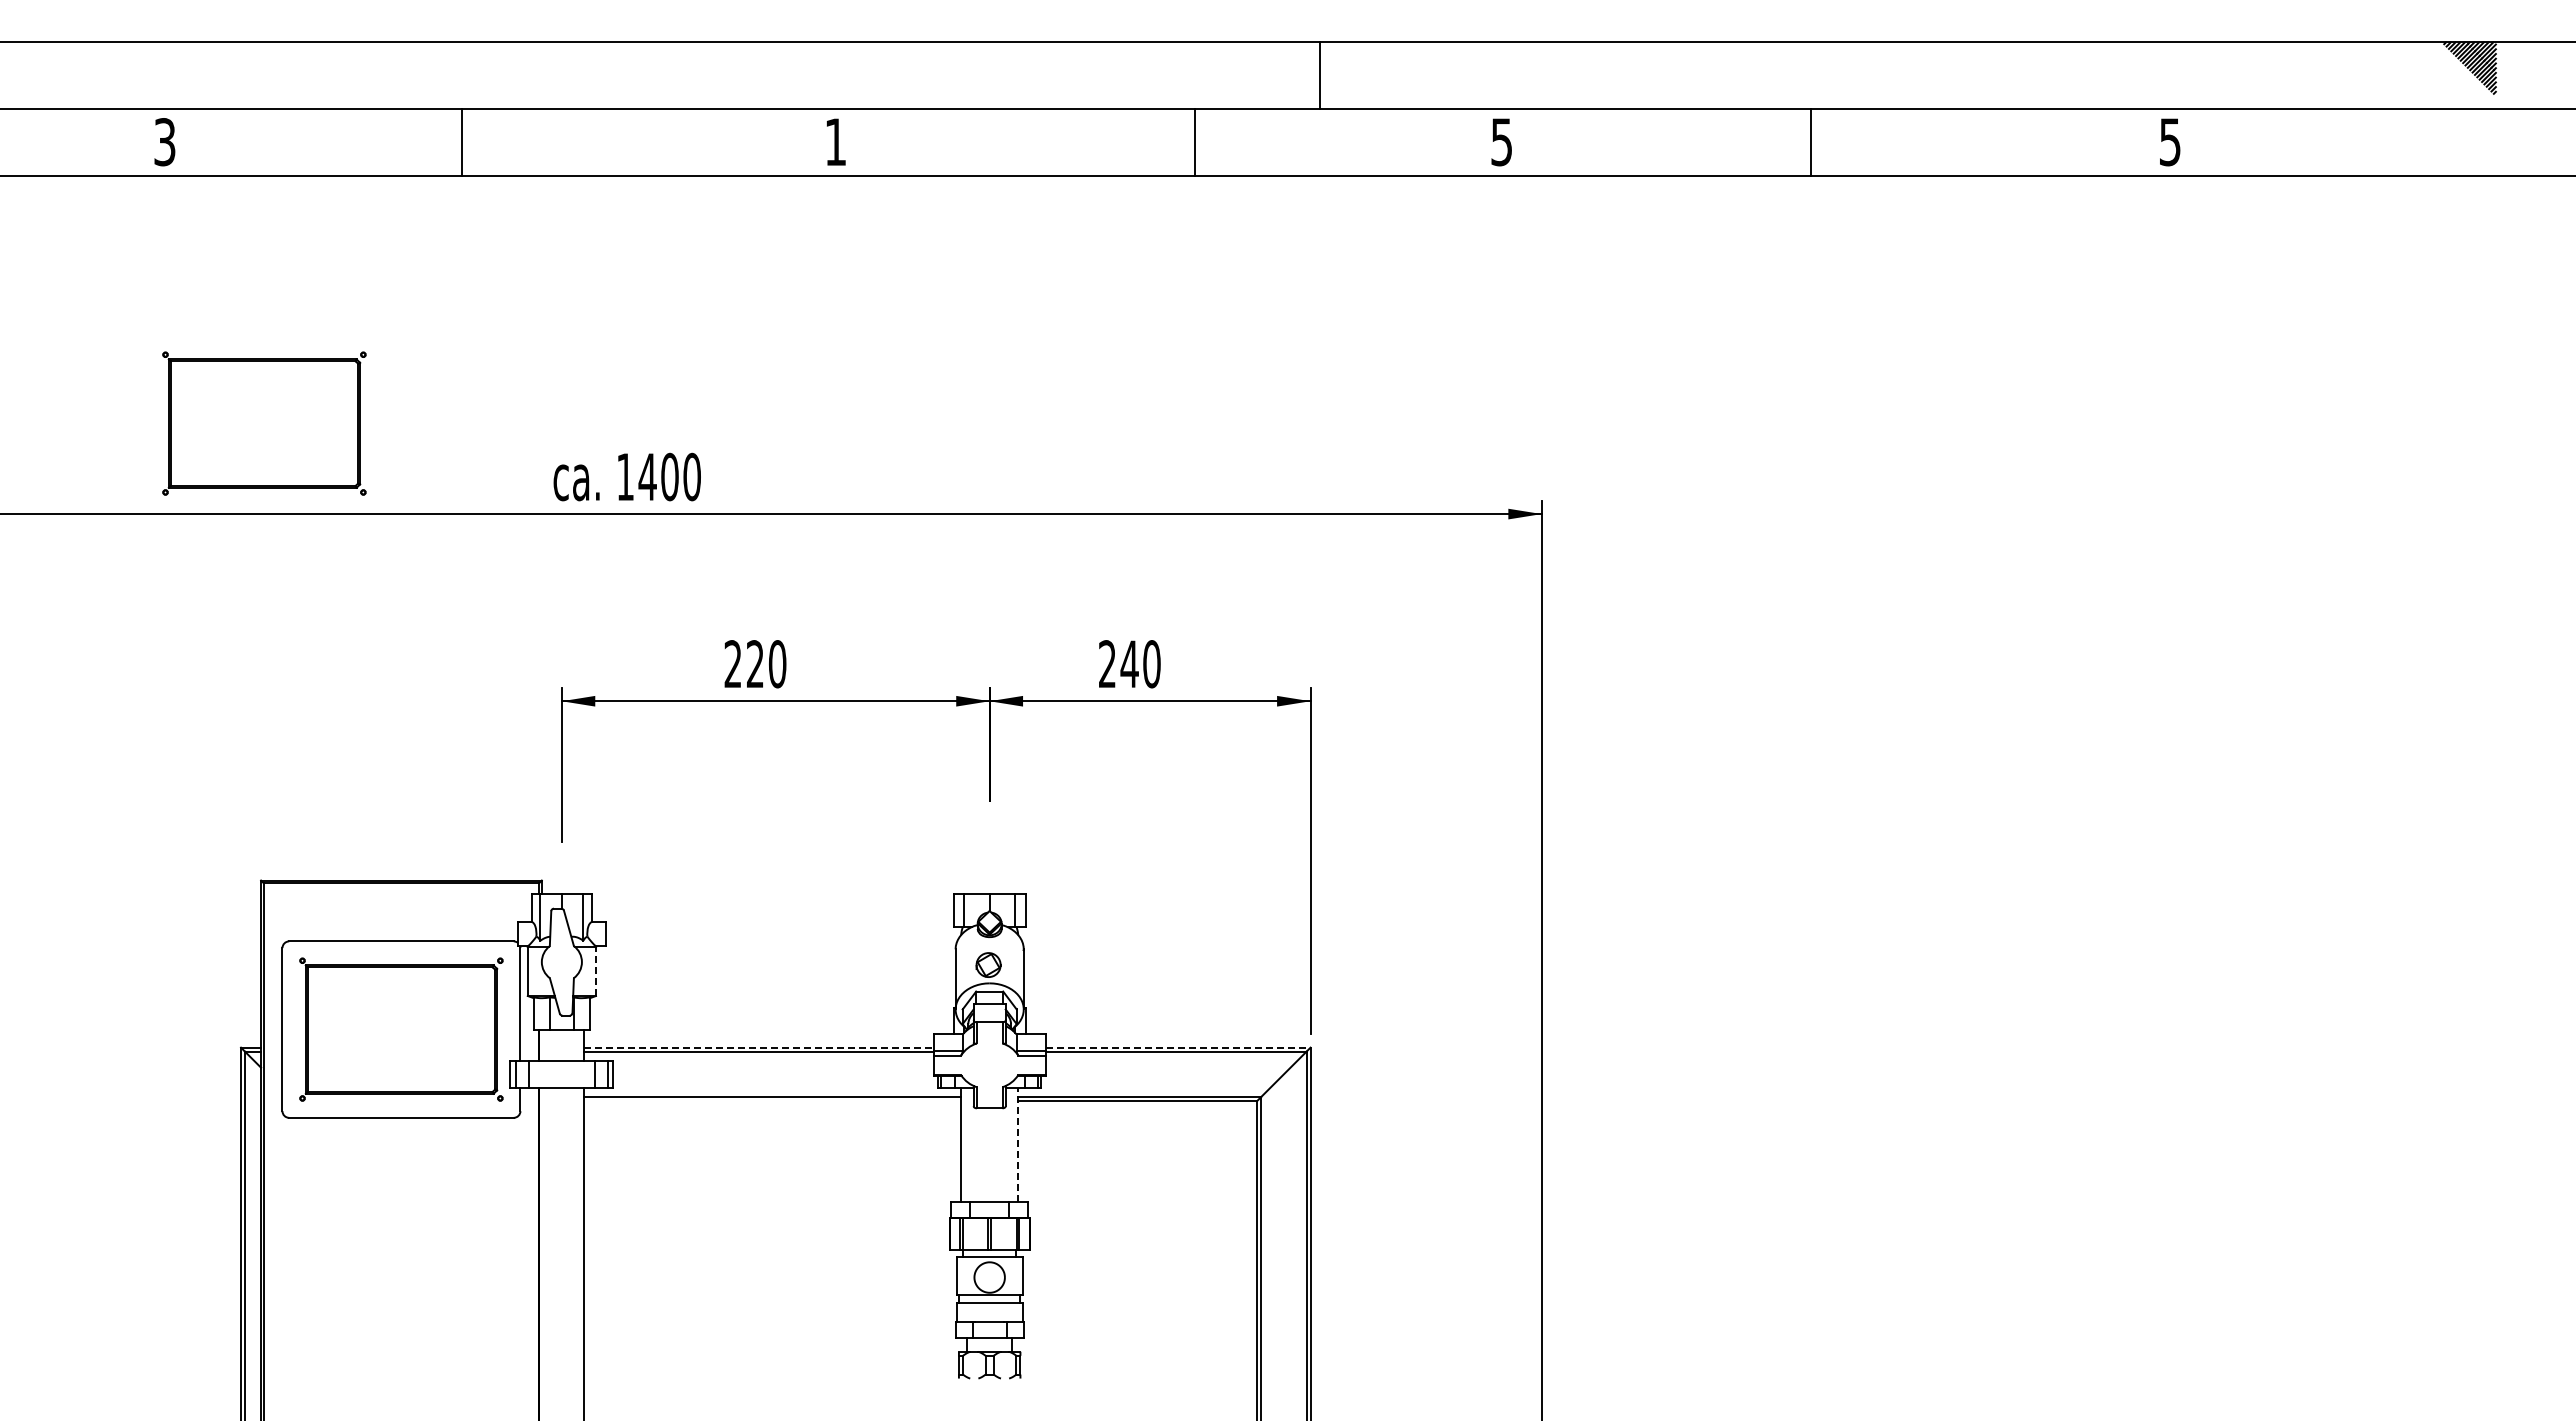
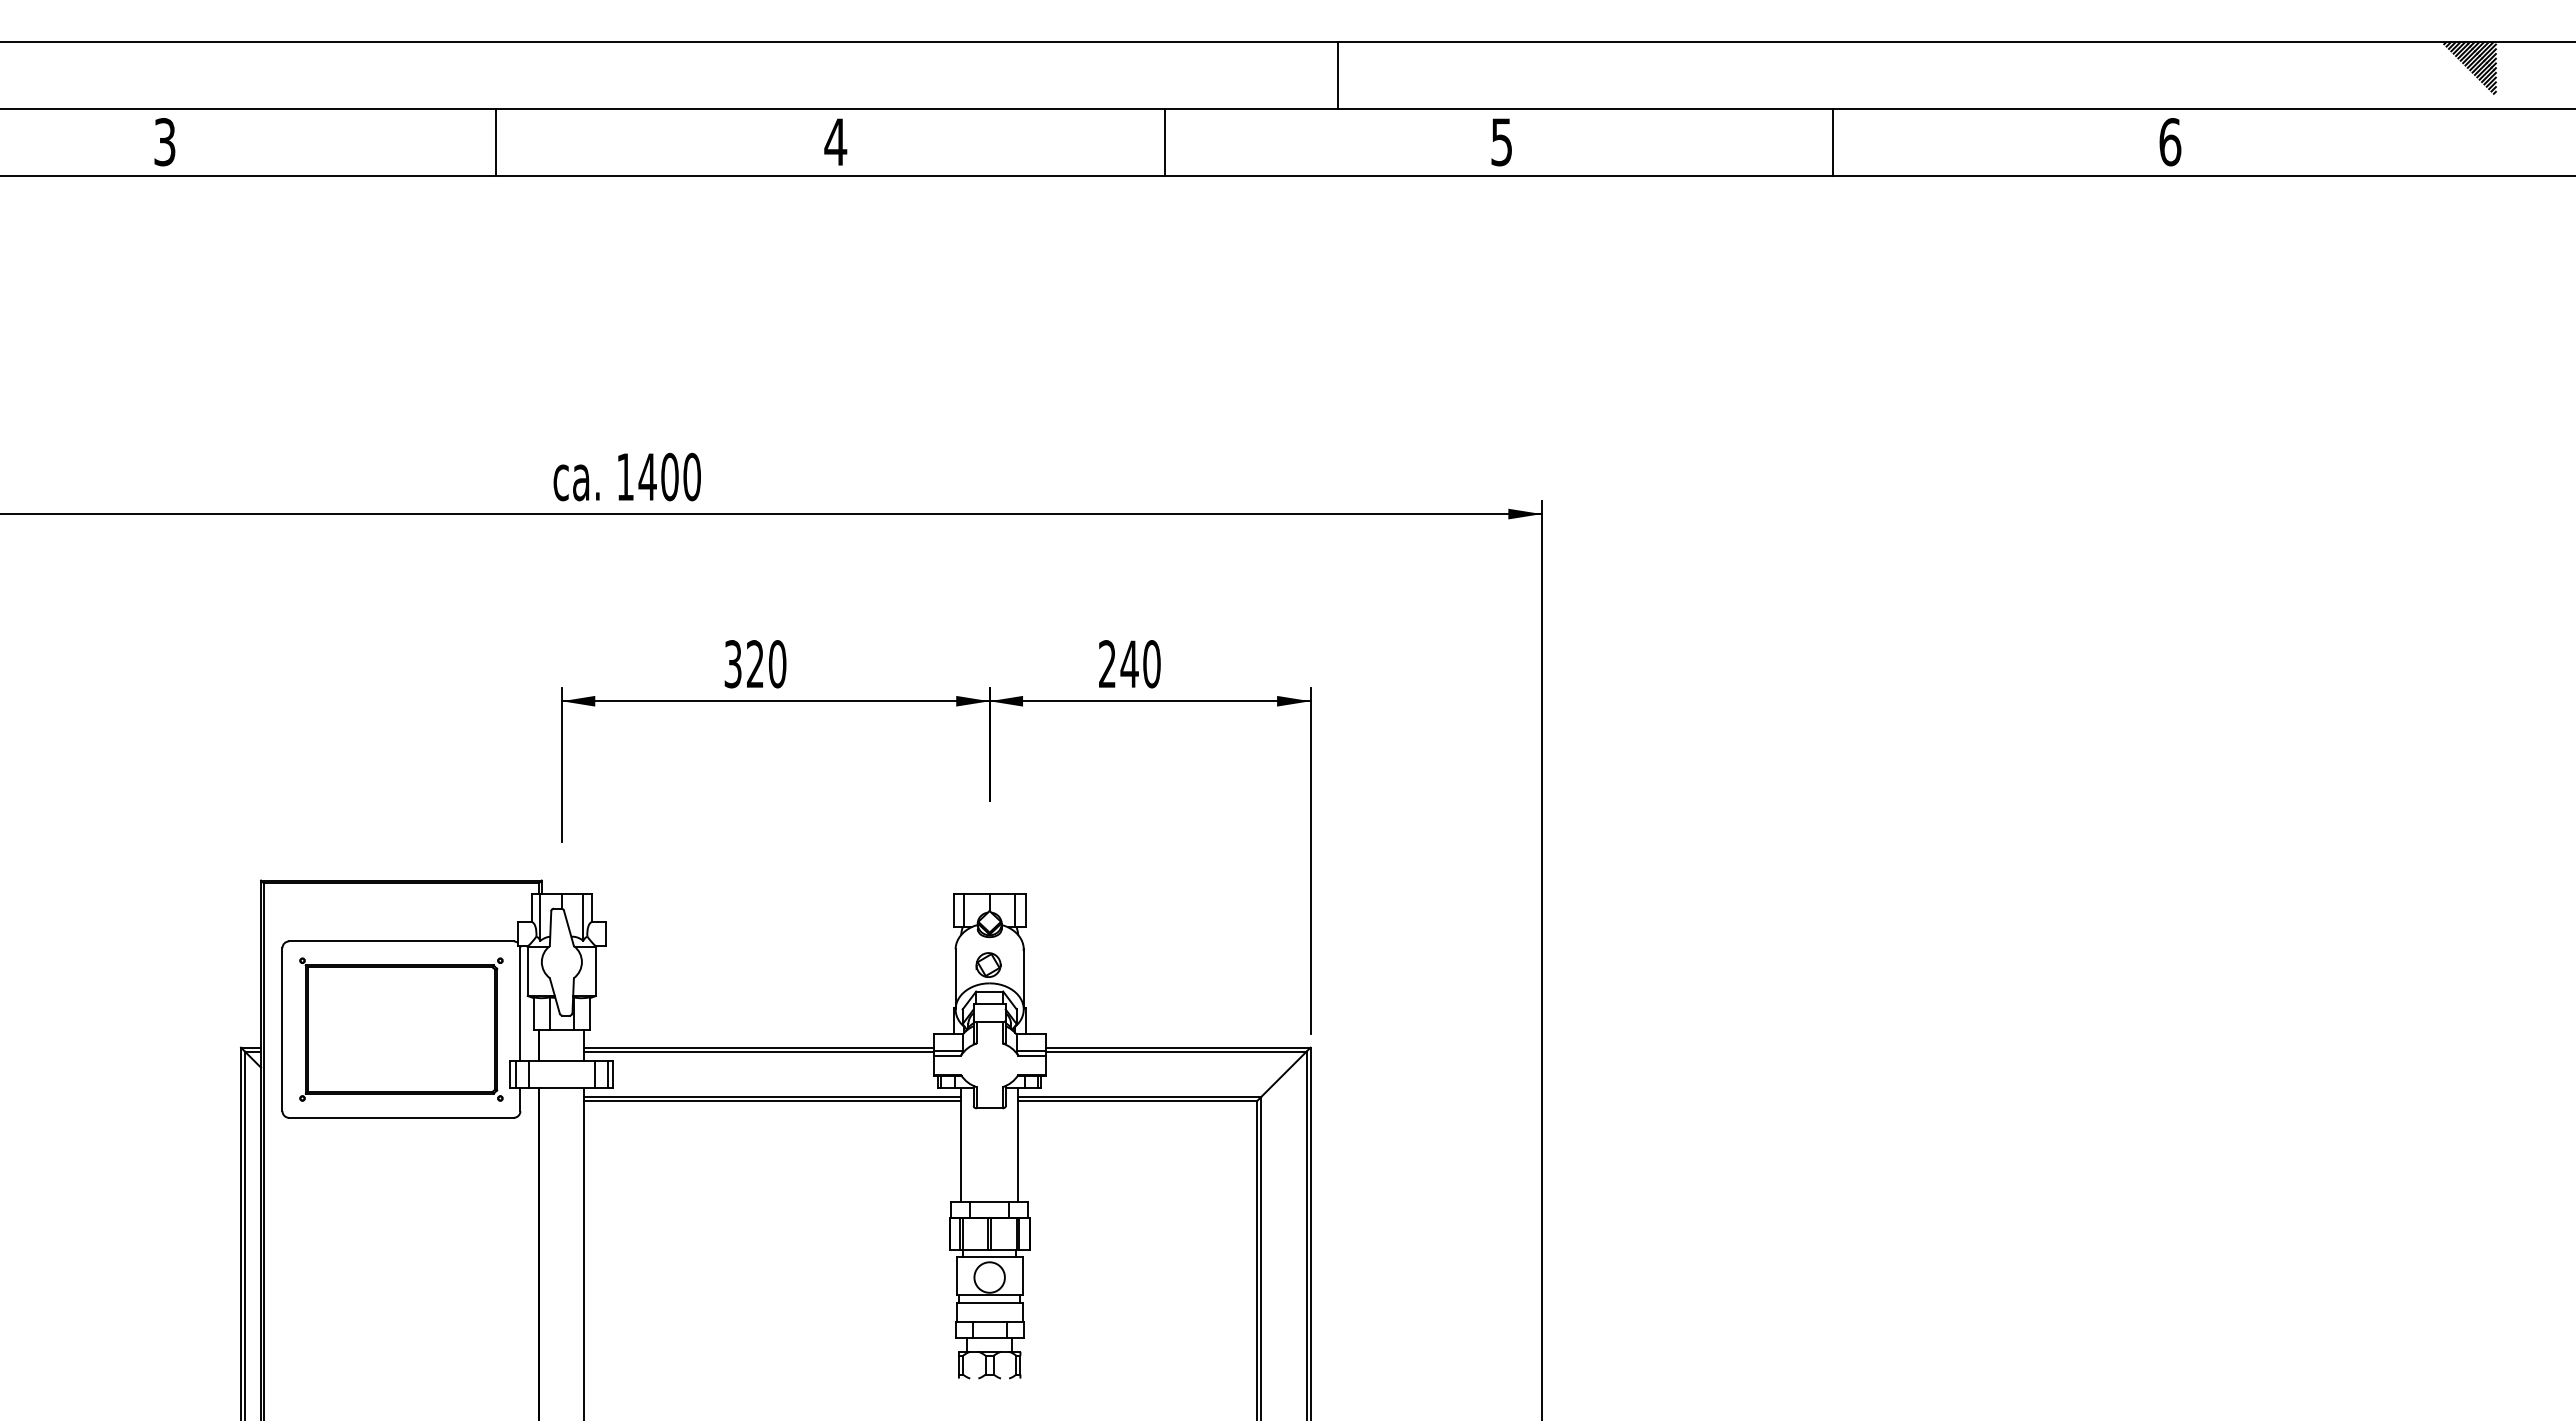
line position: (1320, 75) -> (1338, 75) (1338, 75)
text: 1 -> 4 (835, 141)
line position: (462, 142) -> (496, 142) (496, 142)
line position: (1194, 142) -> (1164, 142) (1164, 142)
line position: (1811, 142) -> (1833, 142) (1833, 142)
text: 5 -> 6 (2170, 142)
part: present -> none (264, 423)
text: 220 -> 320 (732, 664)
line: dashed -> solid (595, 971)
line: dashed -> solid (758, 1047)
line: dashed -> solid (1178, 1047)
line: none -> present (772, 1101)
line: dashed -> solid (1018, 1144)
